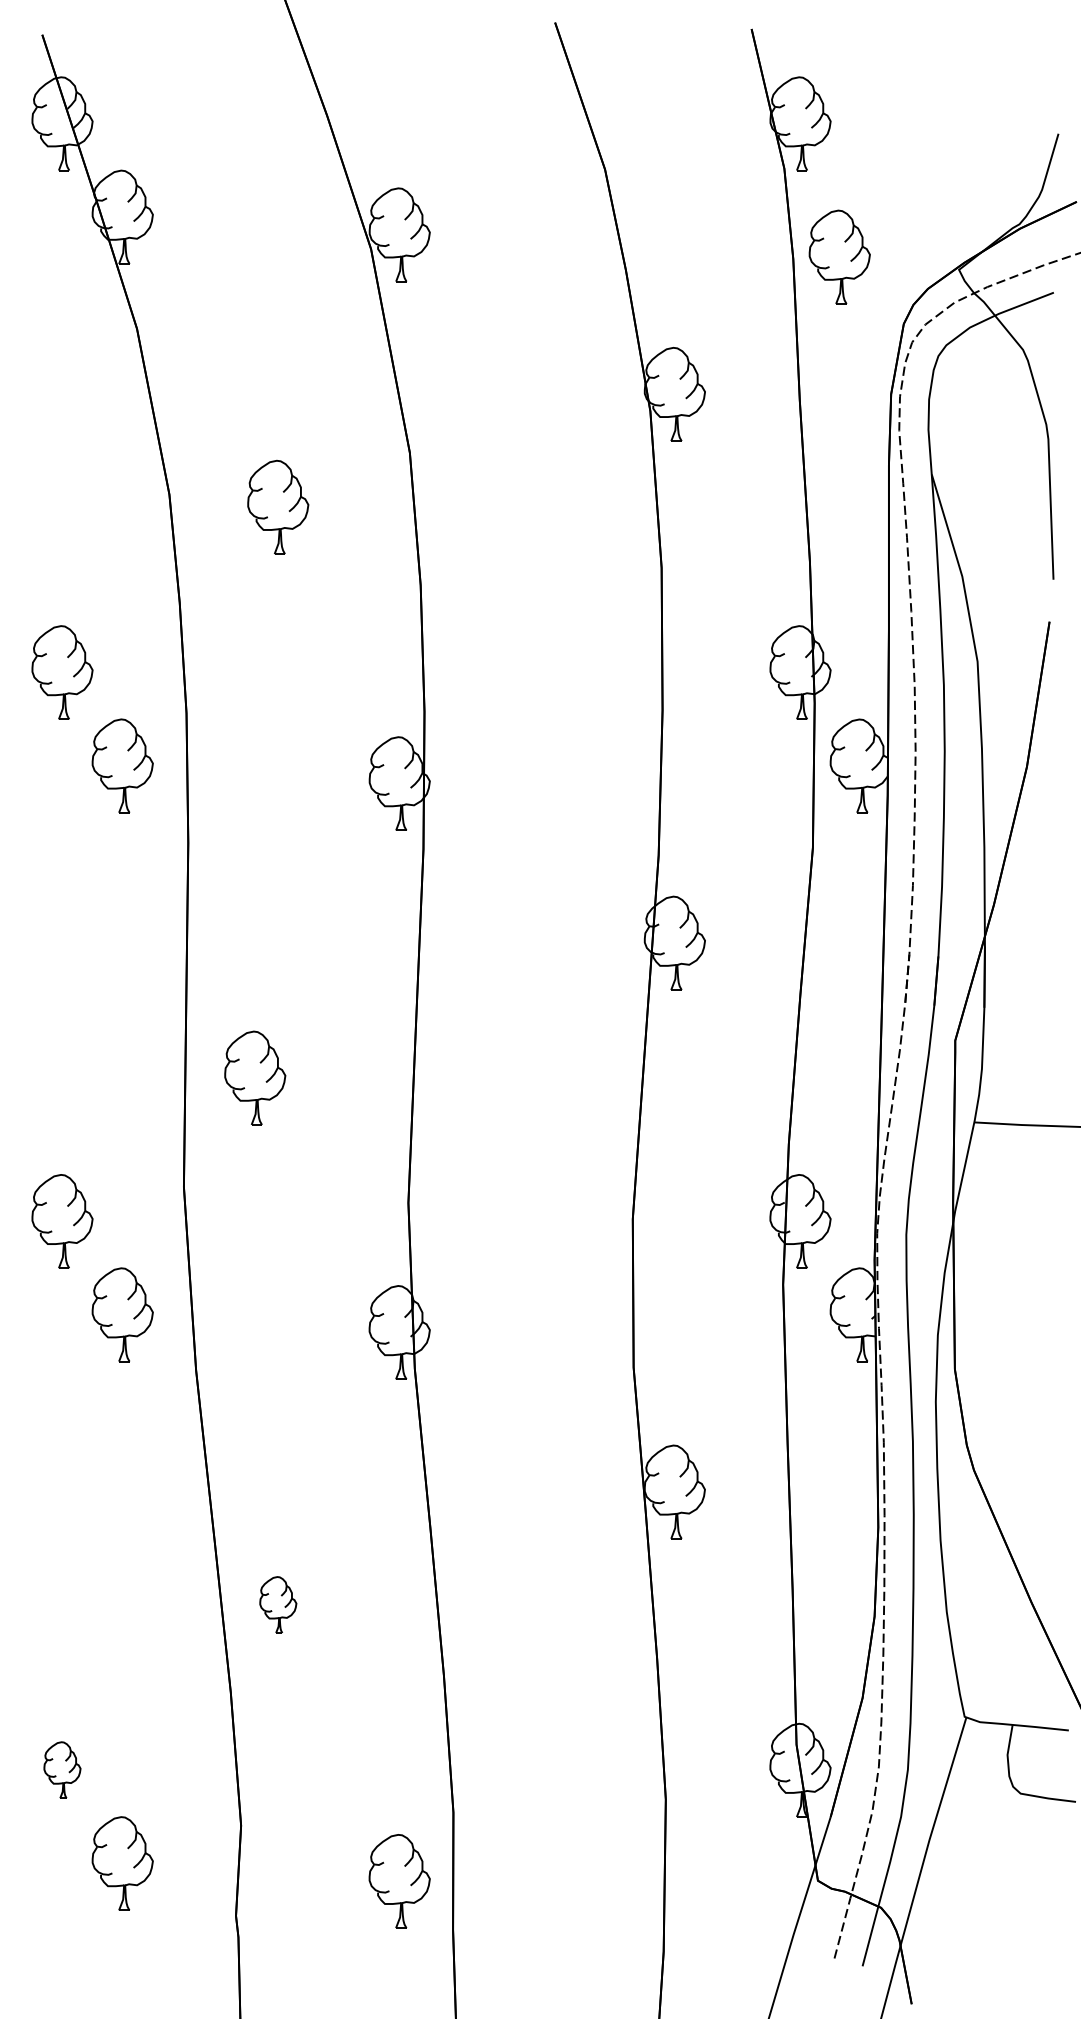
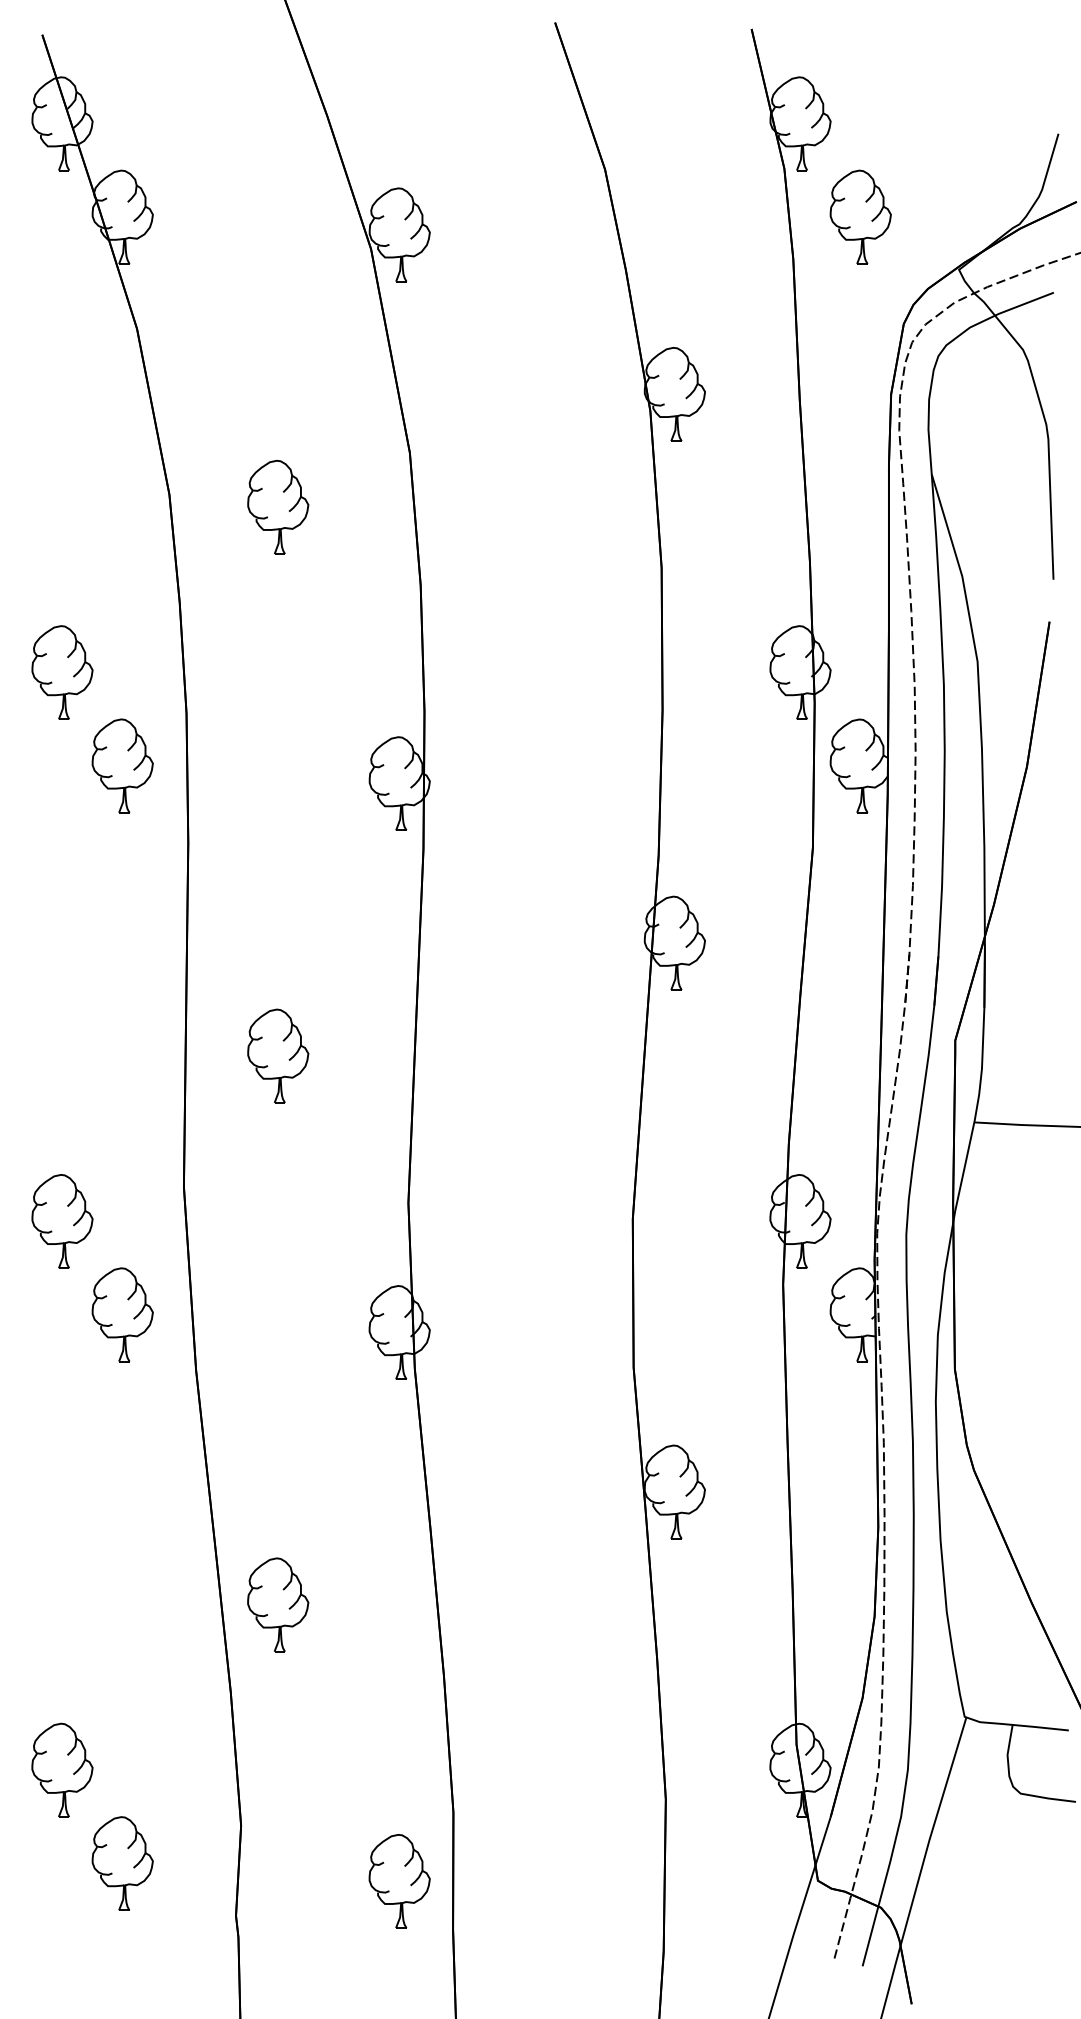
part position: (839, 256) -> (860, 216) (860, 216)
part position: (255, 1077) -> (278, 1055) (278, 1055)
part size: 39x58 px -> 63x96 px (278, 1604)
part size: 39x58 px -> 63x96 px (62, 1769)
